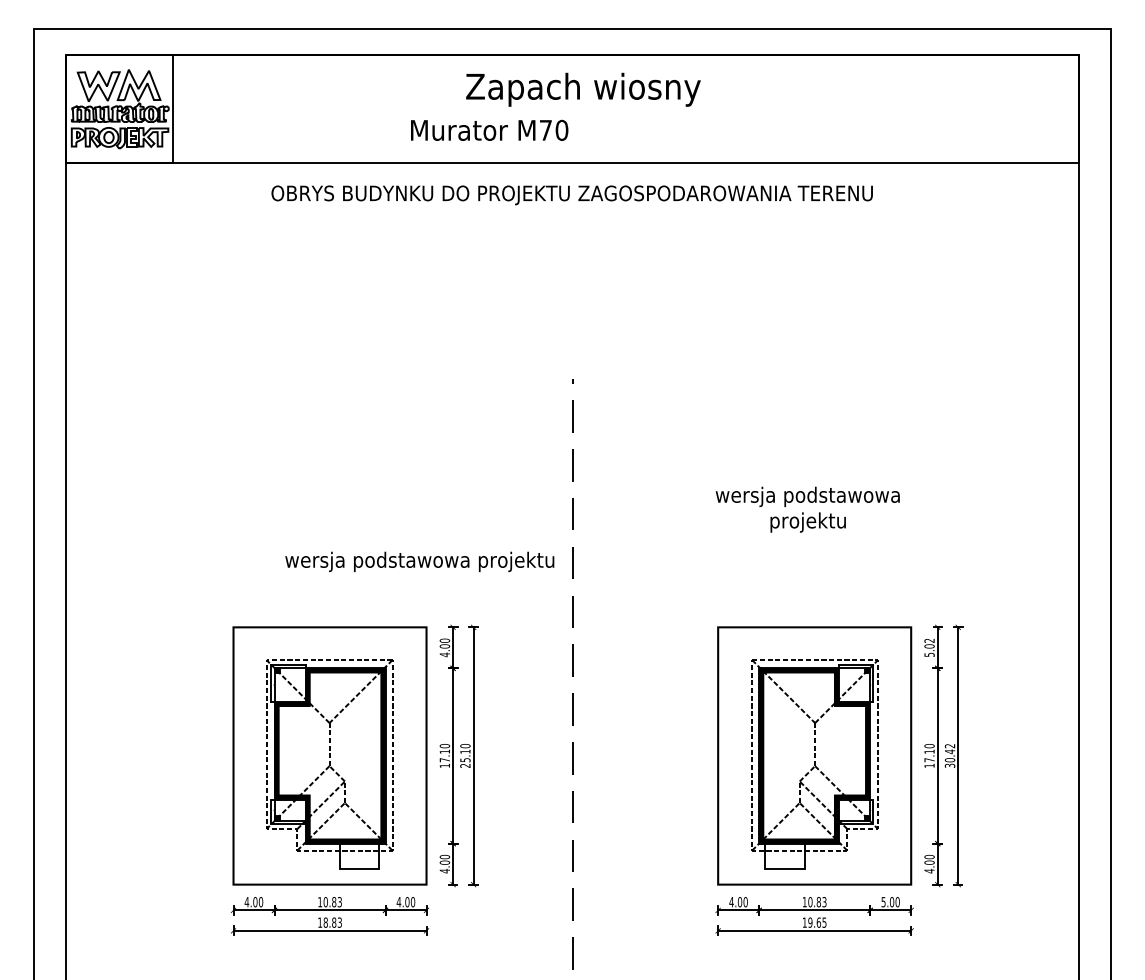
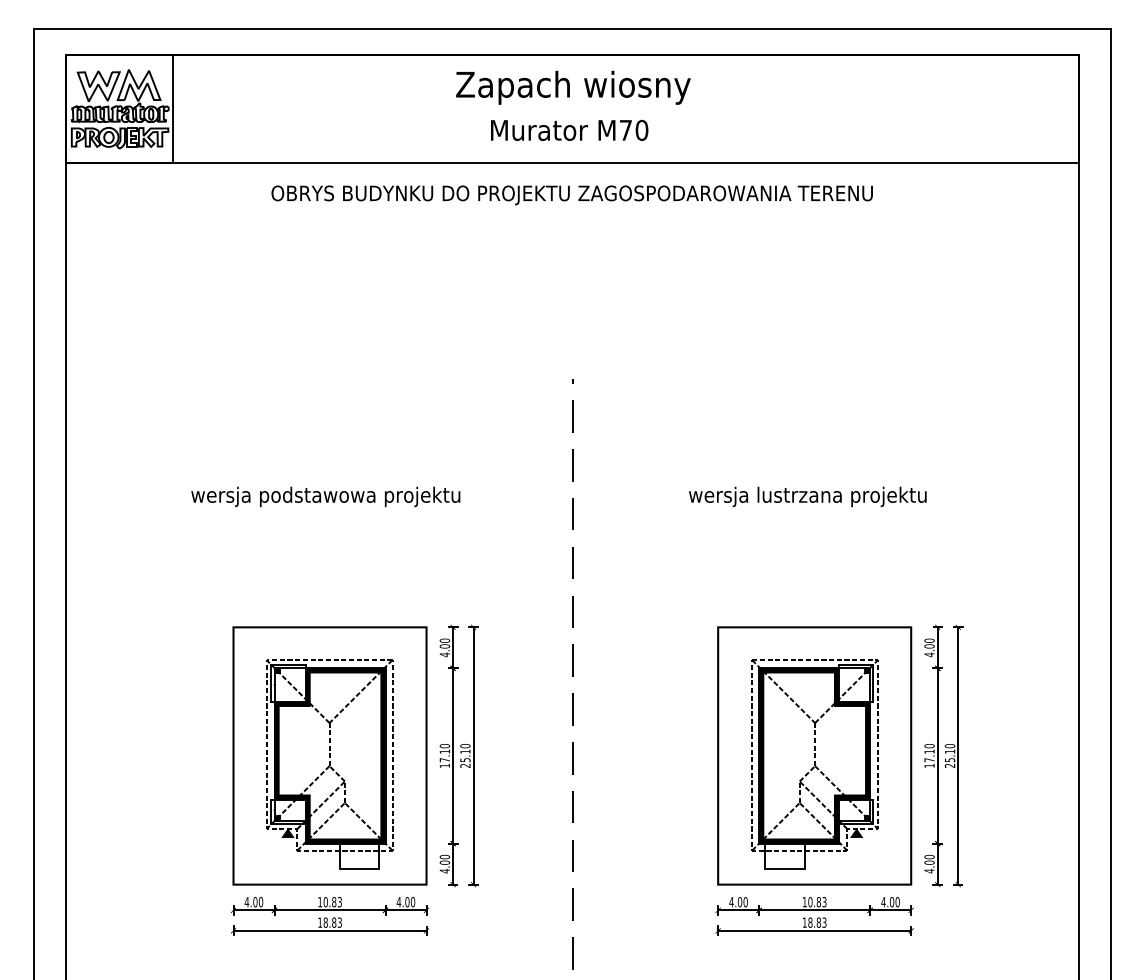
text position: (583, 89) -> (573, 87) (573, 87)
text position: (489, 129) -> (569, 129) (569, 129)
text: wersja podstawowa projektu -> wersja lustrzana projektu (807, 509)
text position: (419, 561) -> (325, 496) (325, 496)
text: 5.02 -> 4.00 (929, 647)
text: 30.42 -> 25.10 (949, 755)
fill: none -> present (287, 832)
fill: none -> present (856, 832)
text: 5.00 -> 4.00 (883, 902)
text: 19.65 -> 18.83 (817, 922)
